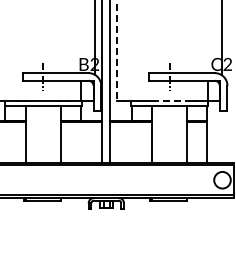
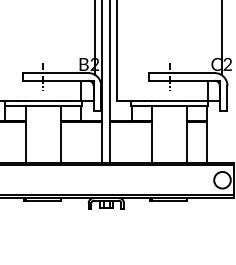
line: dashed -> solid (117, 51)
line: dashed -> solid (170, 100)
